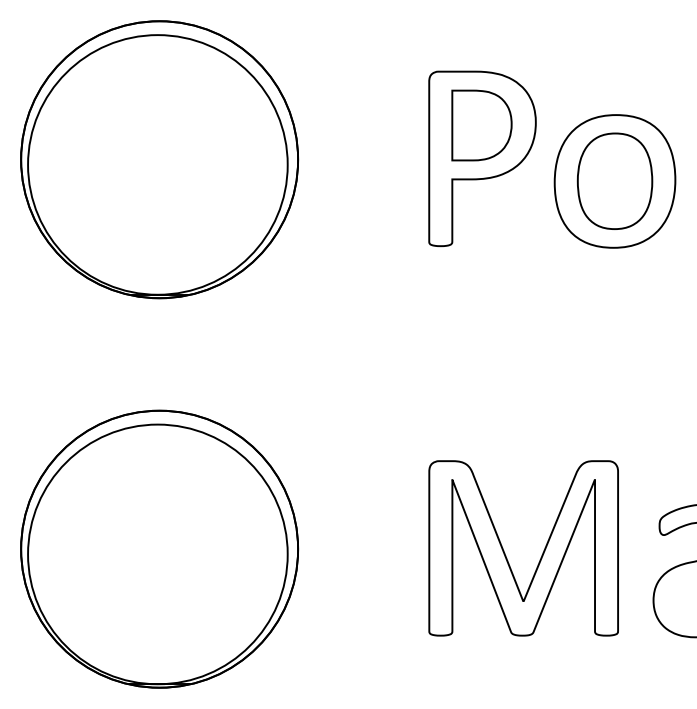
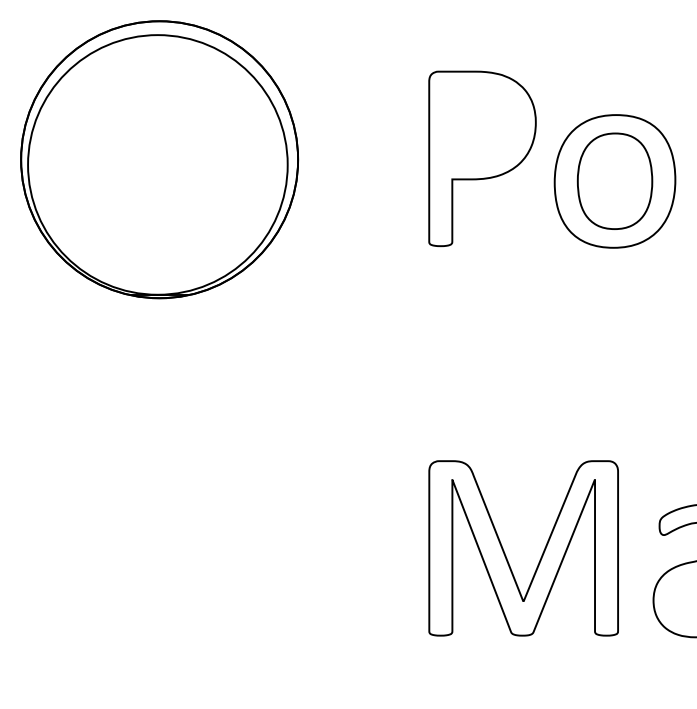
part: present -> none (481, 125)
part: present -> none (159, 548)
